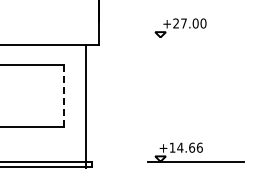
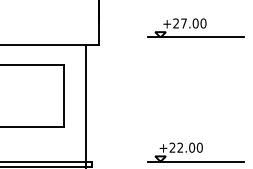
line: none -> present (195, 37)
line: dashed -> solid (64, 96)
text: +14.66 -> +22.00 (185, 147)
